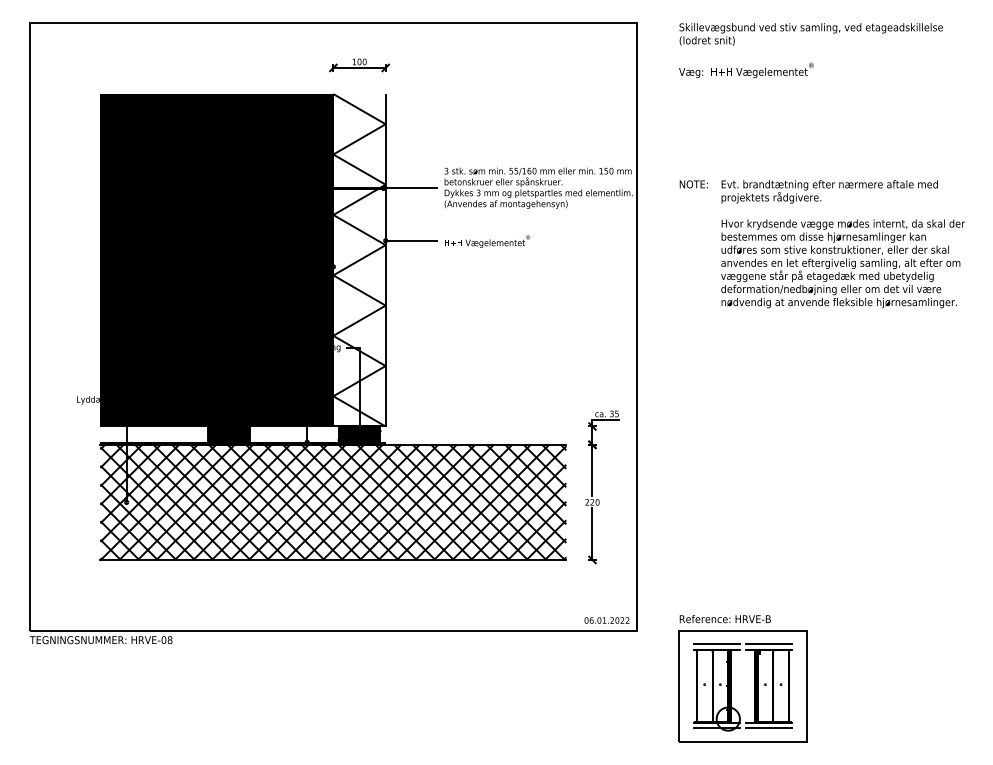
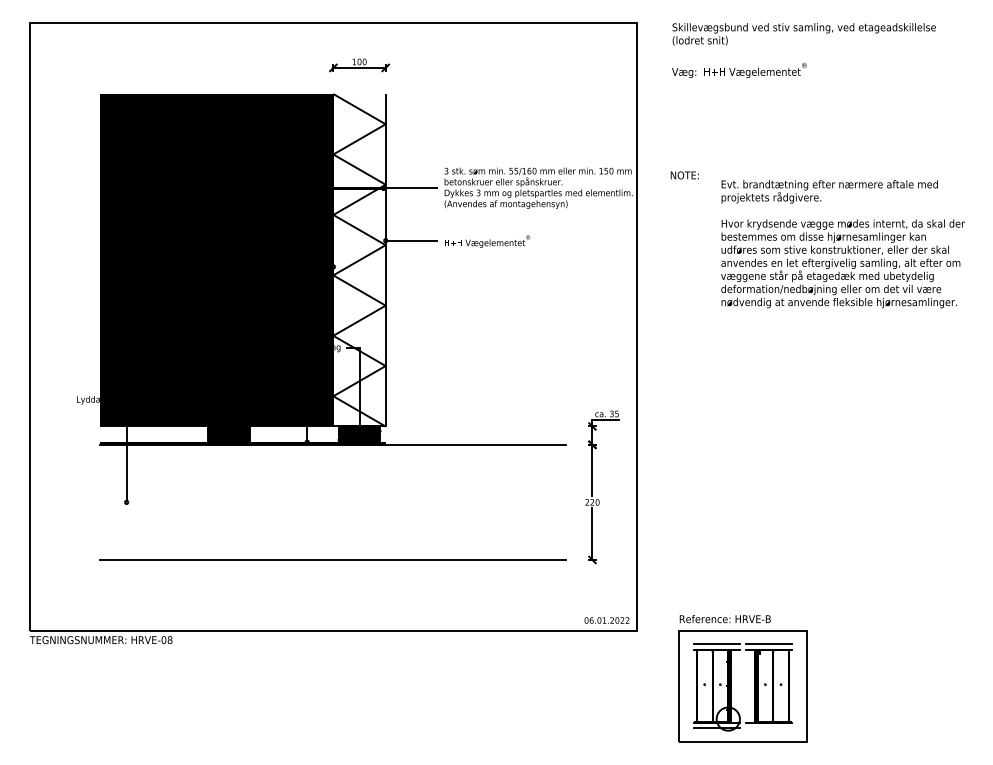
text position: (810, 50) -> (803, 50) (803, 50)
text position: (693, 184) -> (684, 175) (684, 175)
hatch: present -> none (333, 501)
line: present -> none (768, 728)
